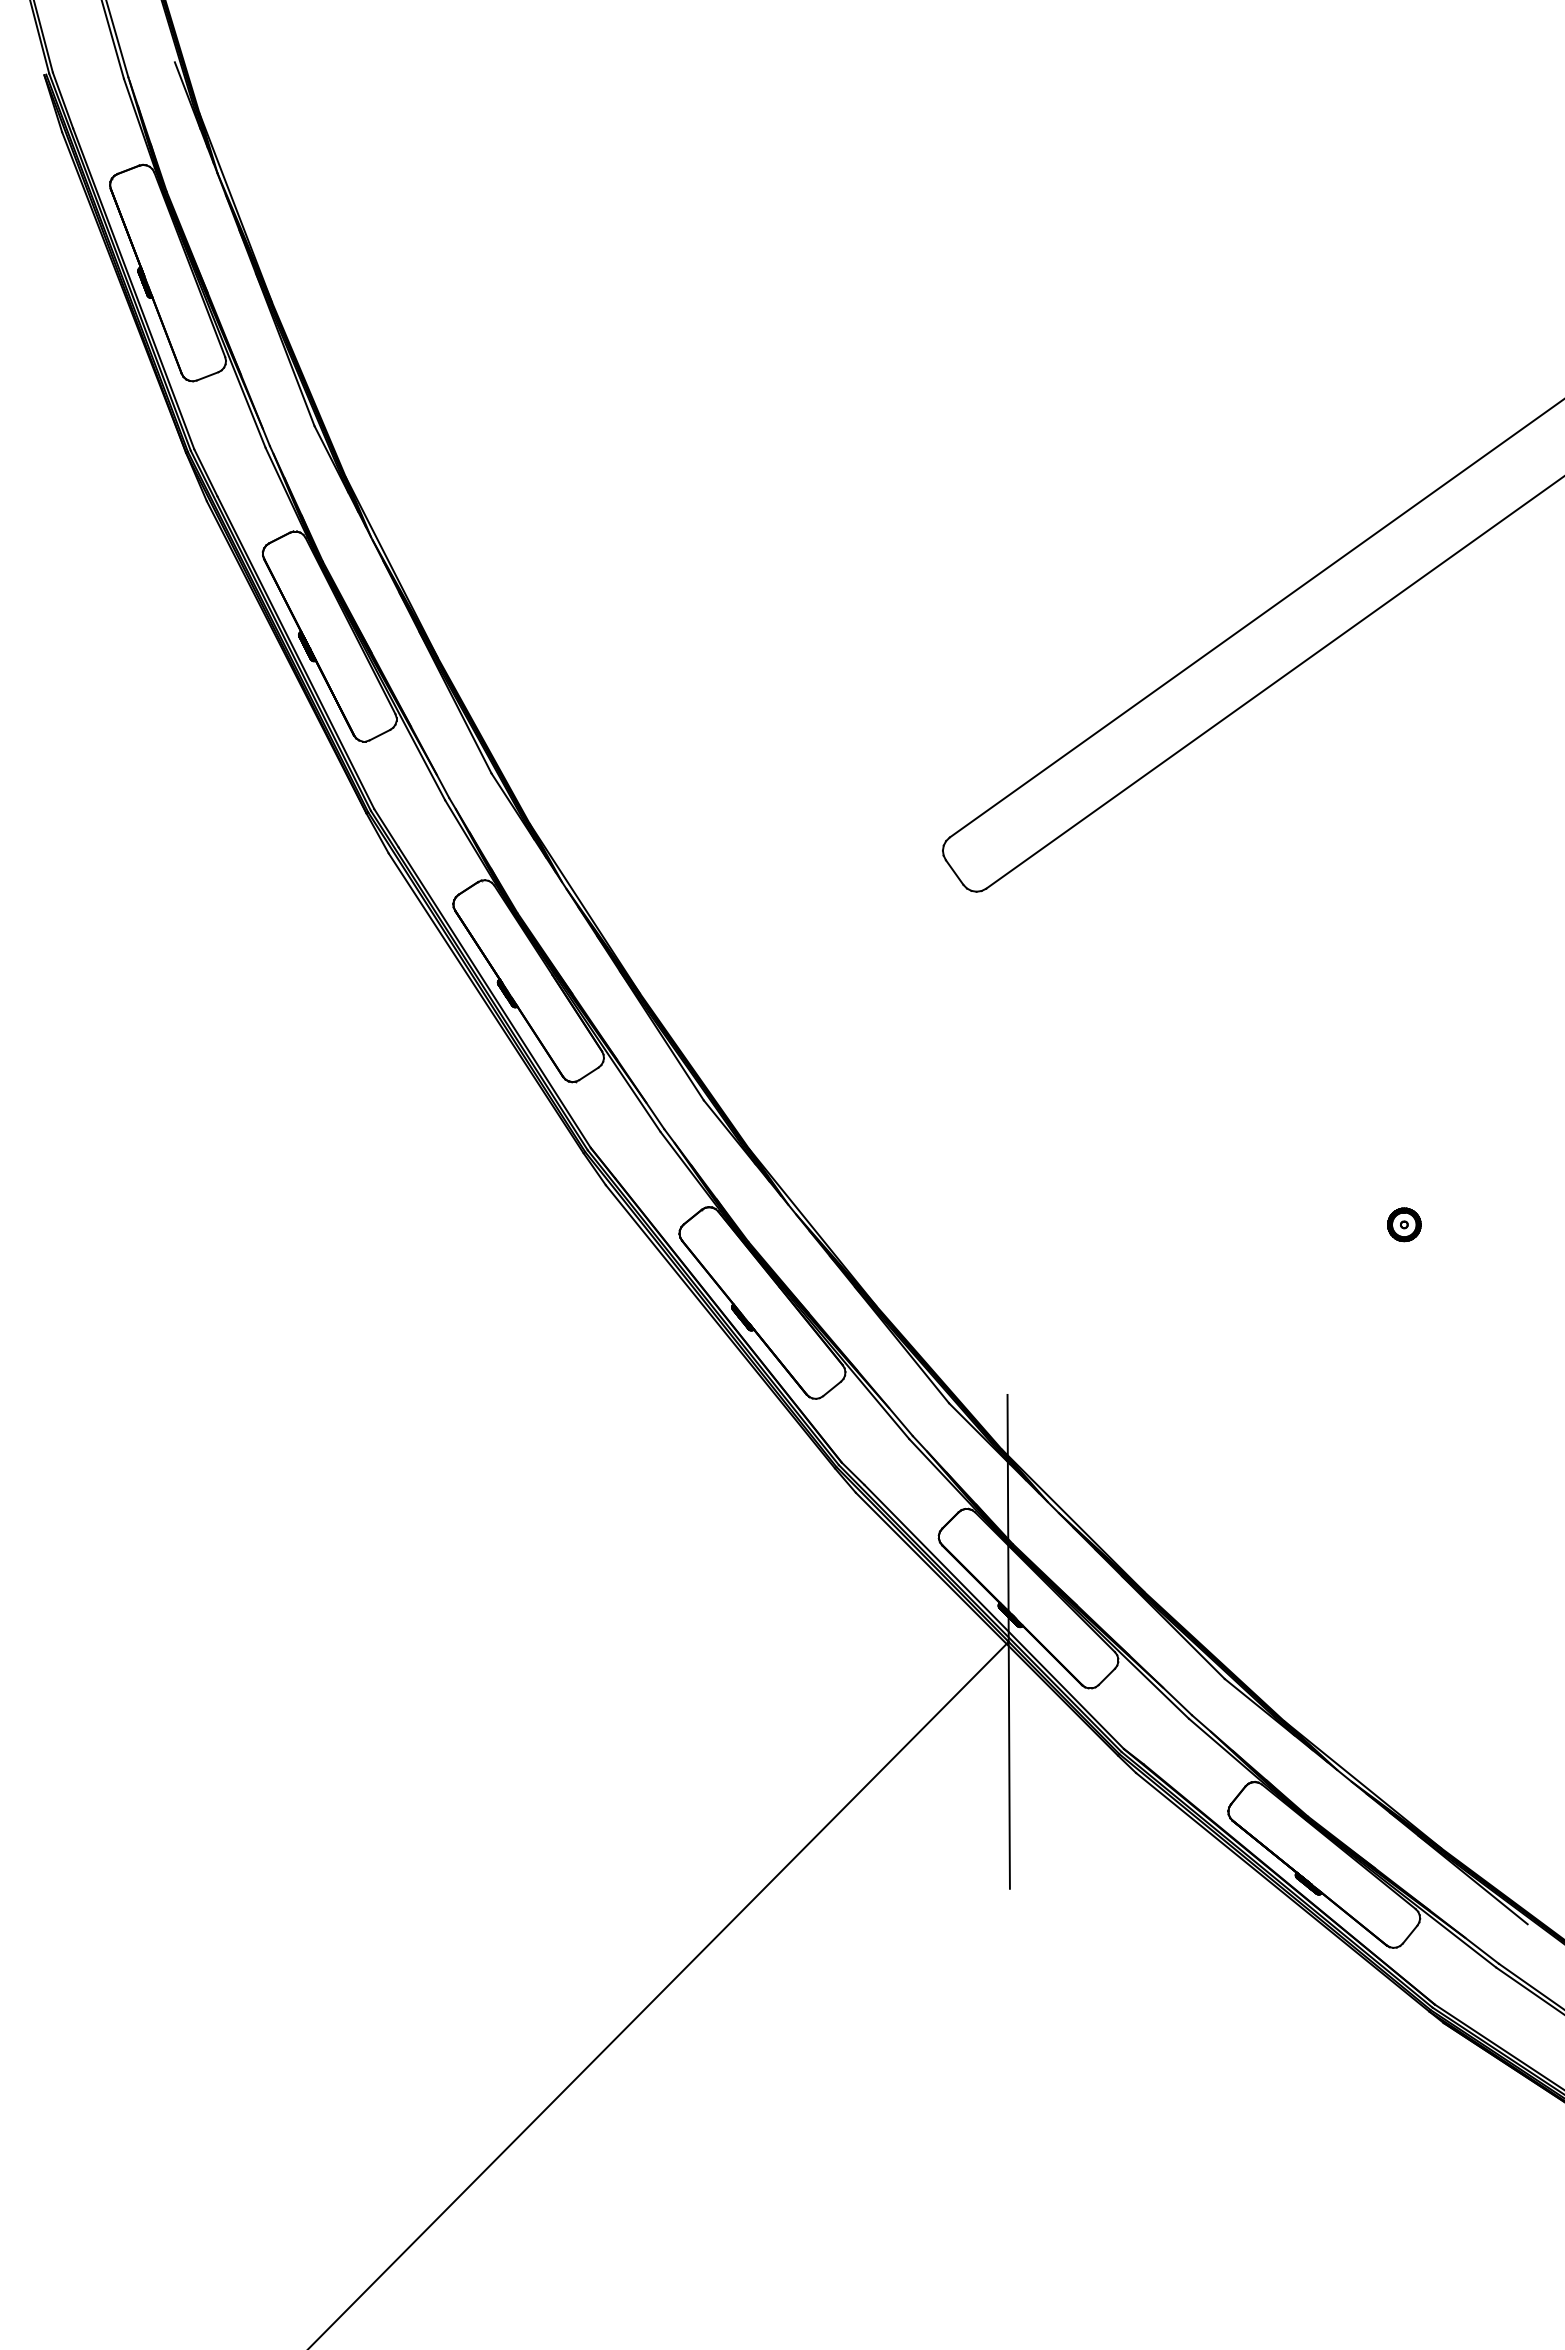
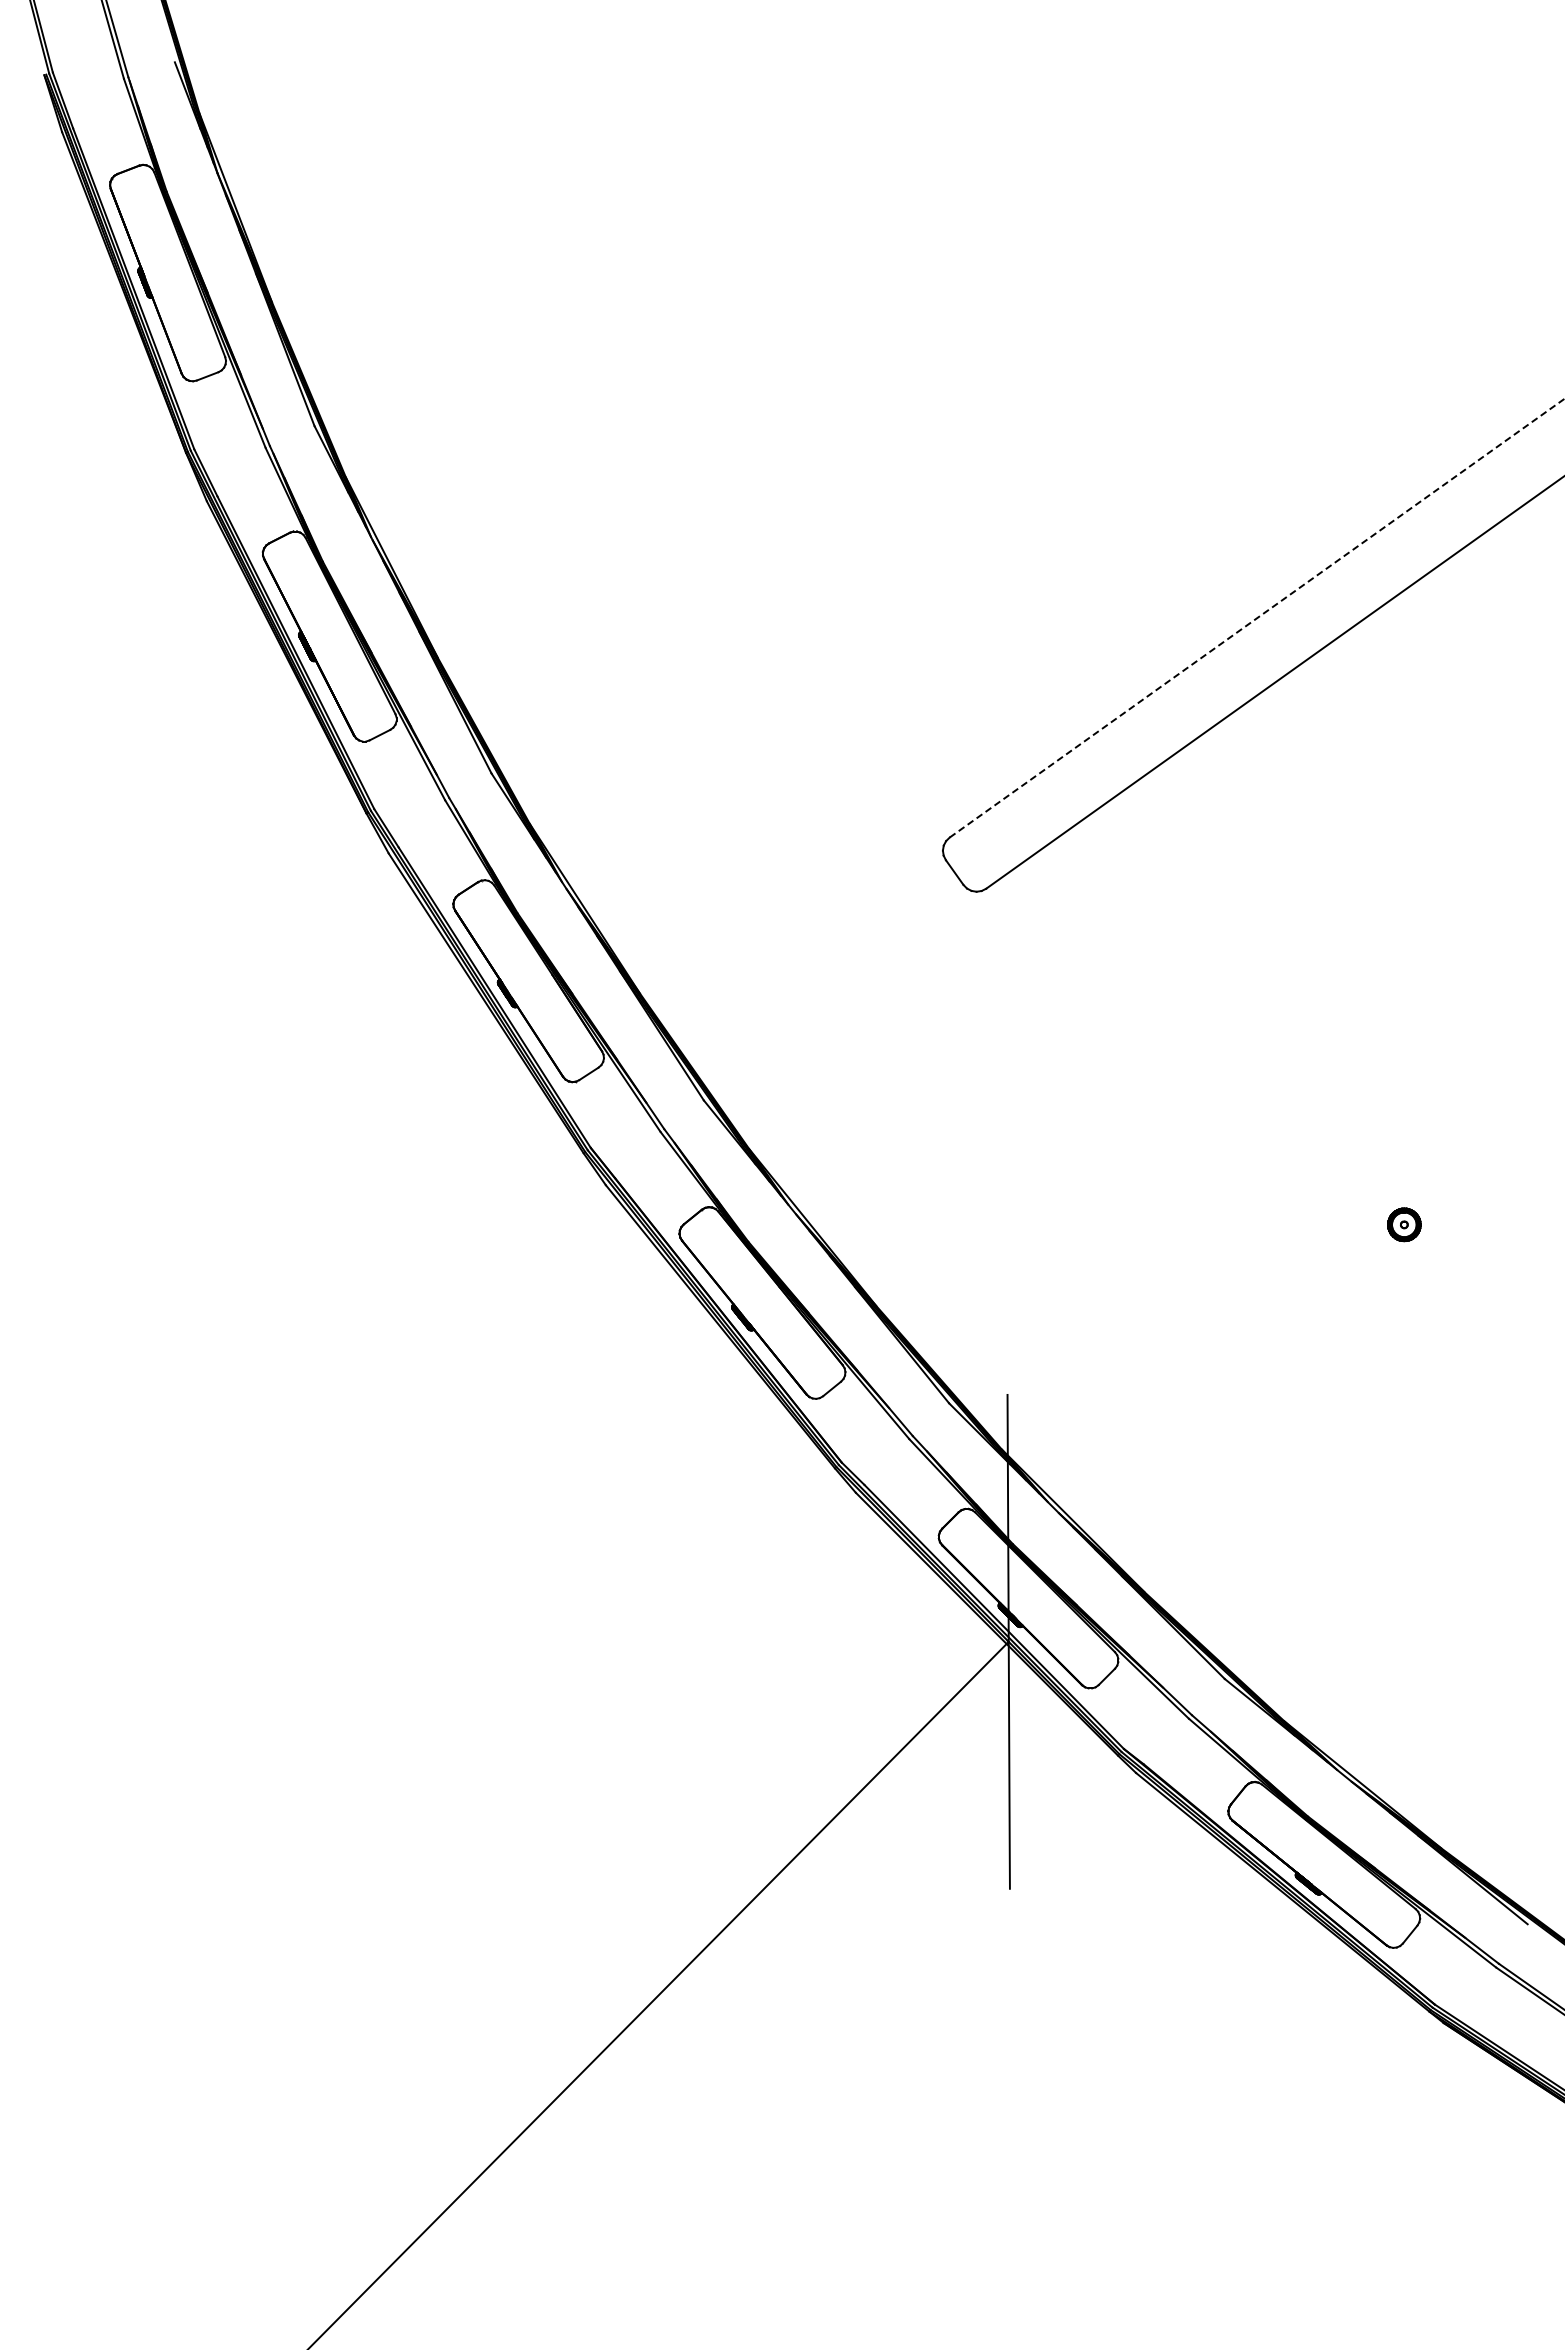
line: solid -> dashed (1257, 618)
